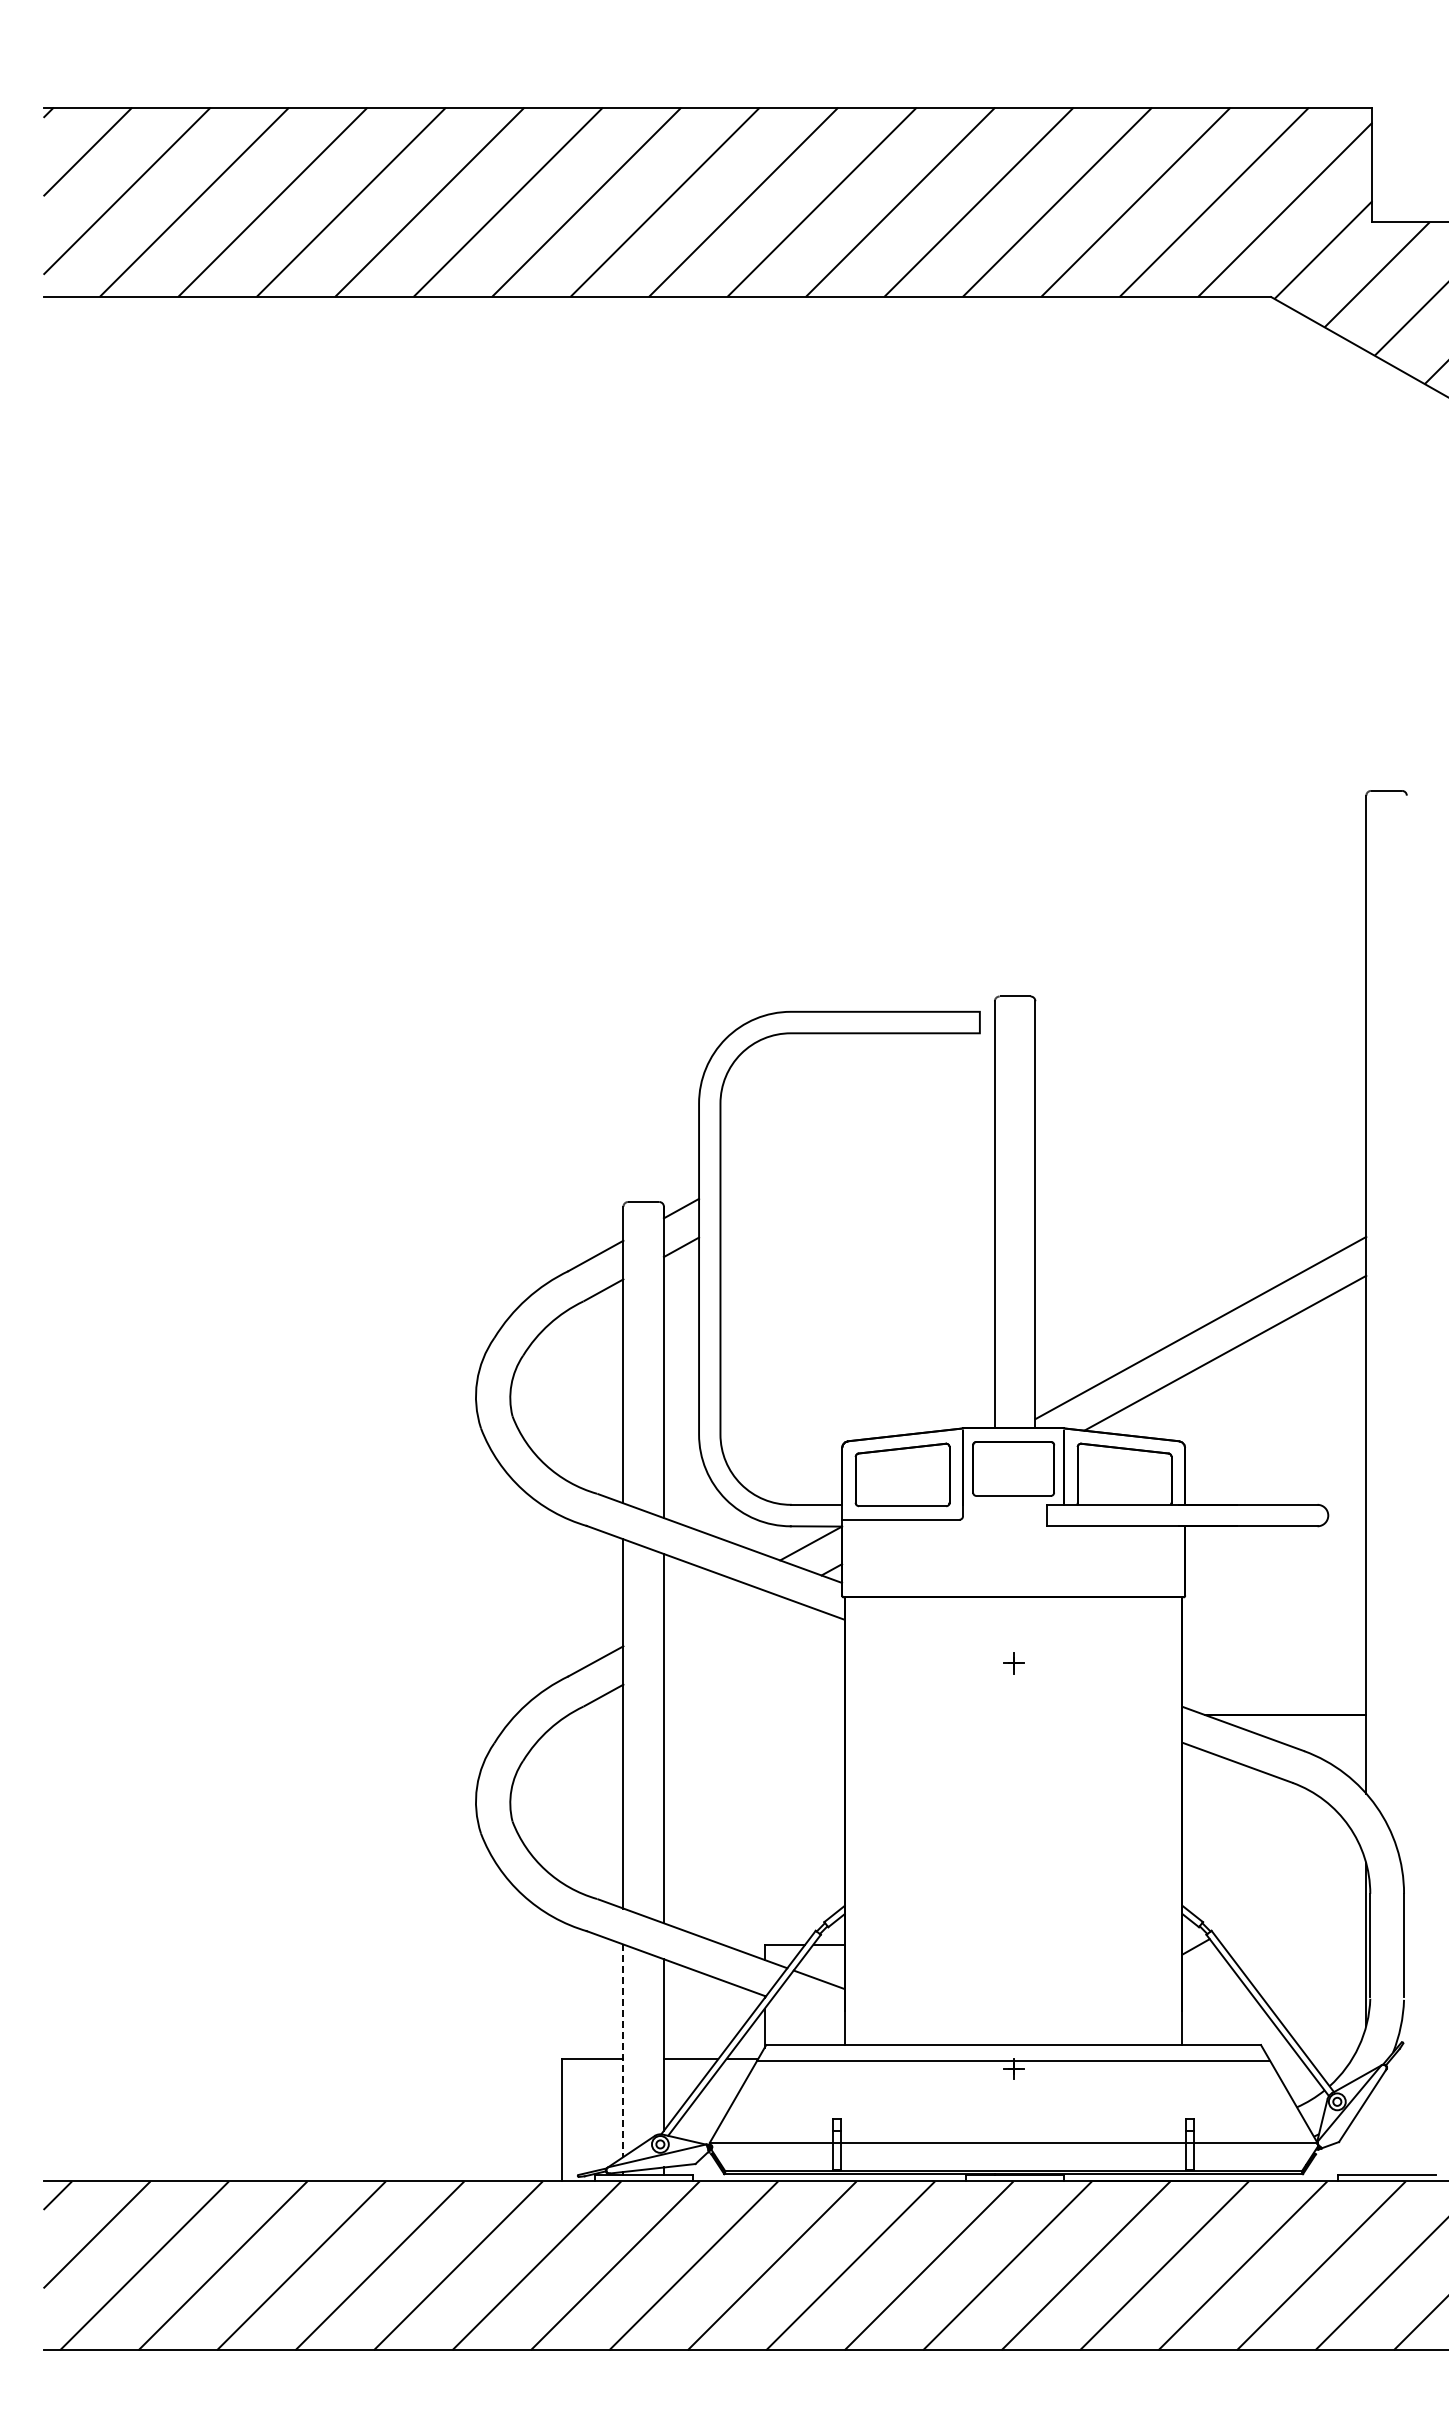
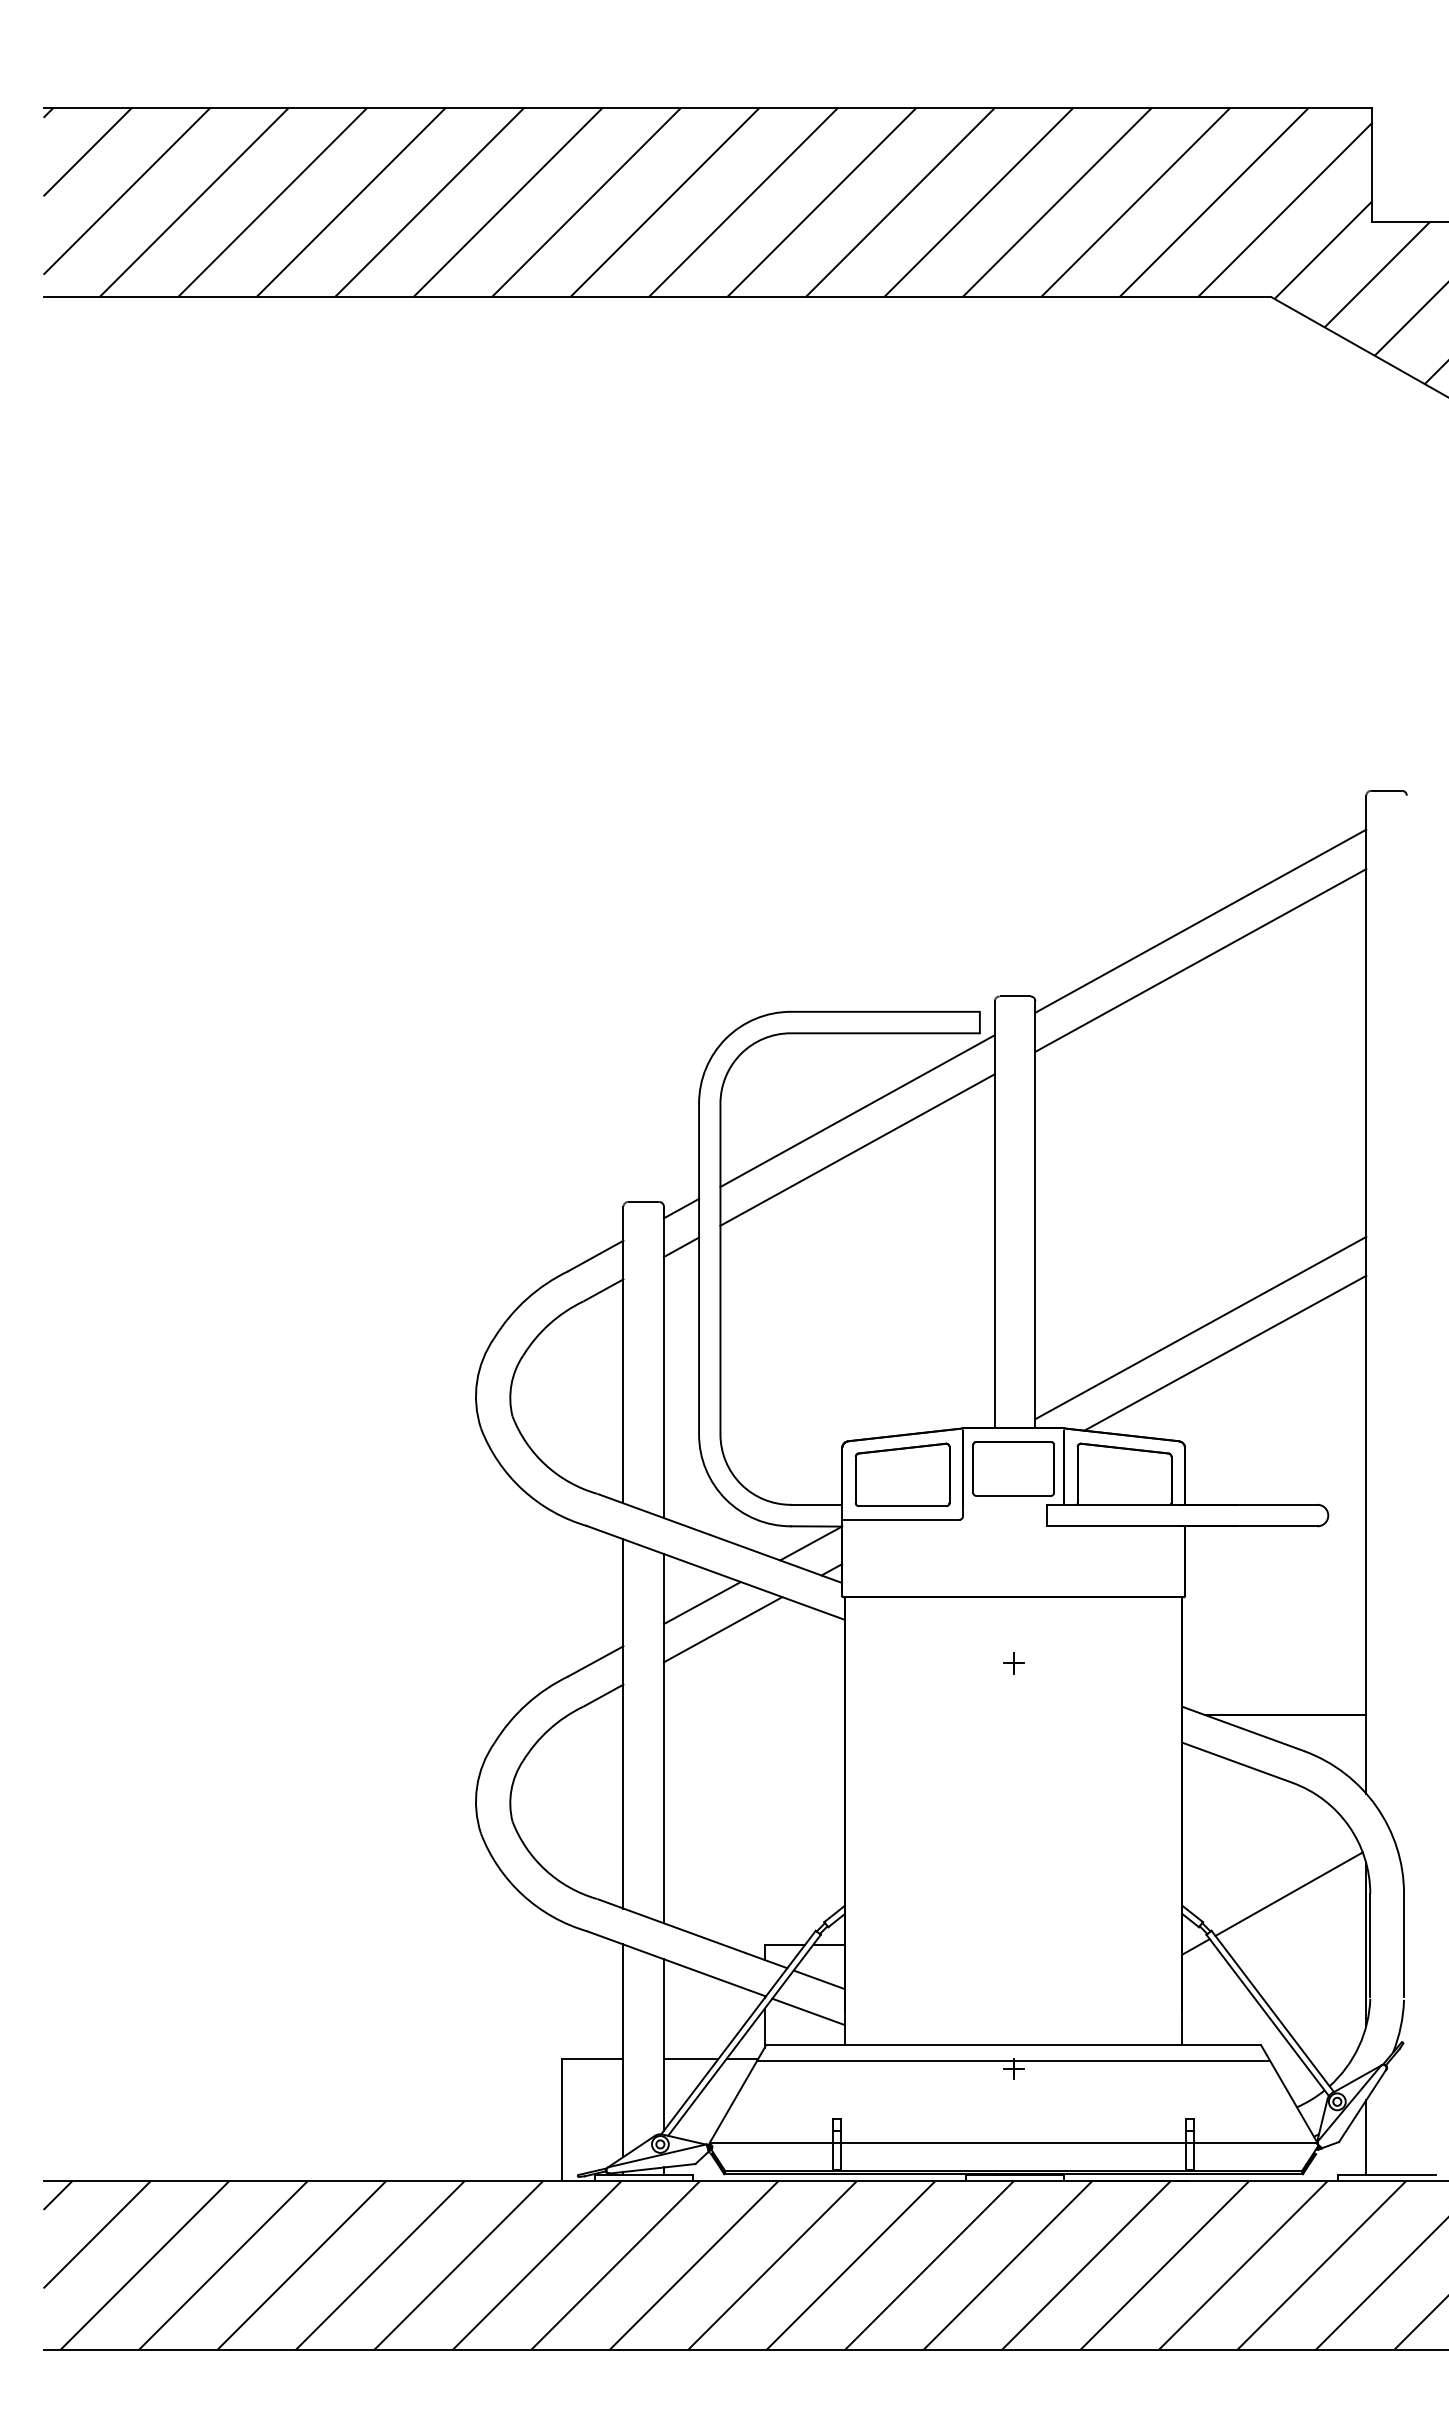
line: none -> present (1200, 920)
line: none -> present (1200, 960)
line: none -> present (857, 1111)
line: none -> present (857, 1149)
line: none -> present (701, 1603)
line: none -> present (722, 1629)
line: none -> present (1288, 1893)
line: none -> present (808, 2011)
line: dashed -> solid (623, 2051)
line: none -> present (1366, 2137)
